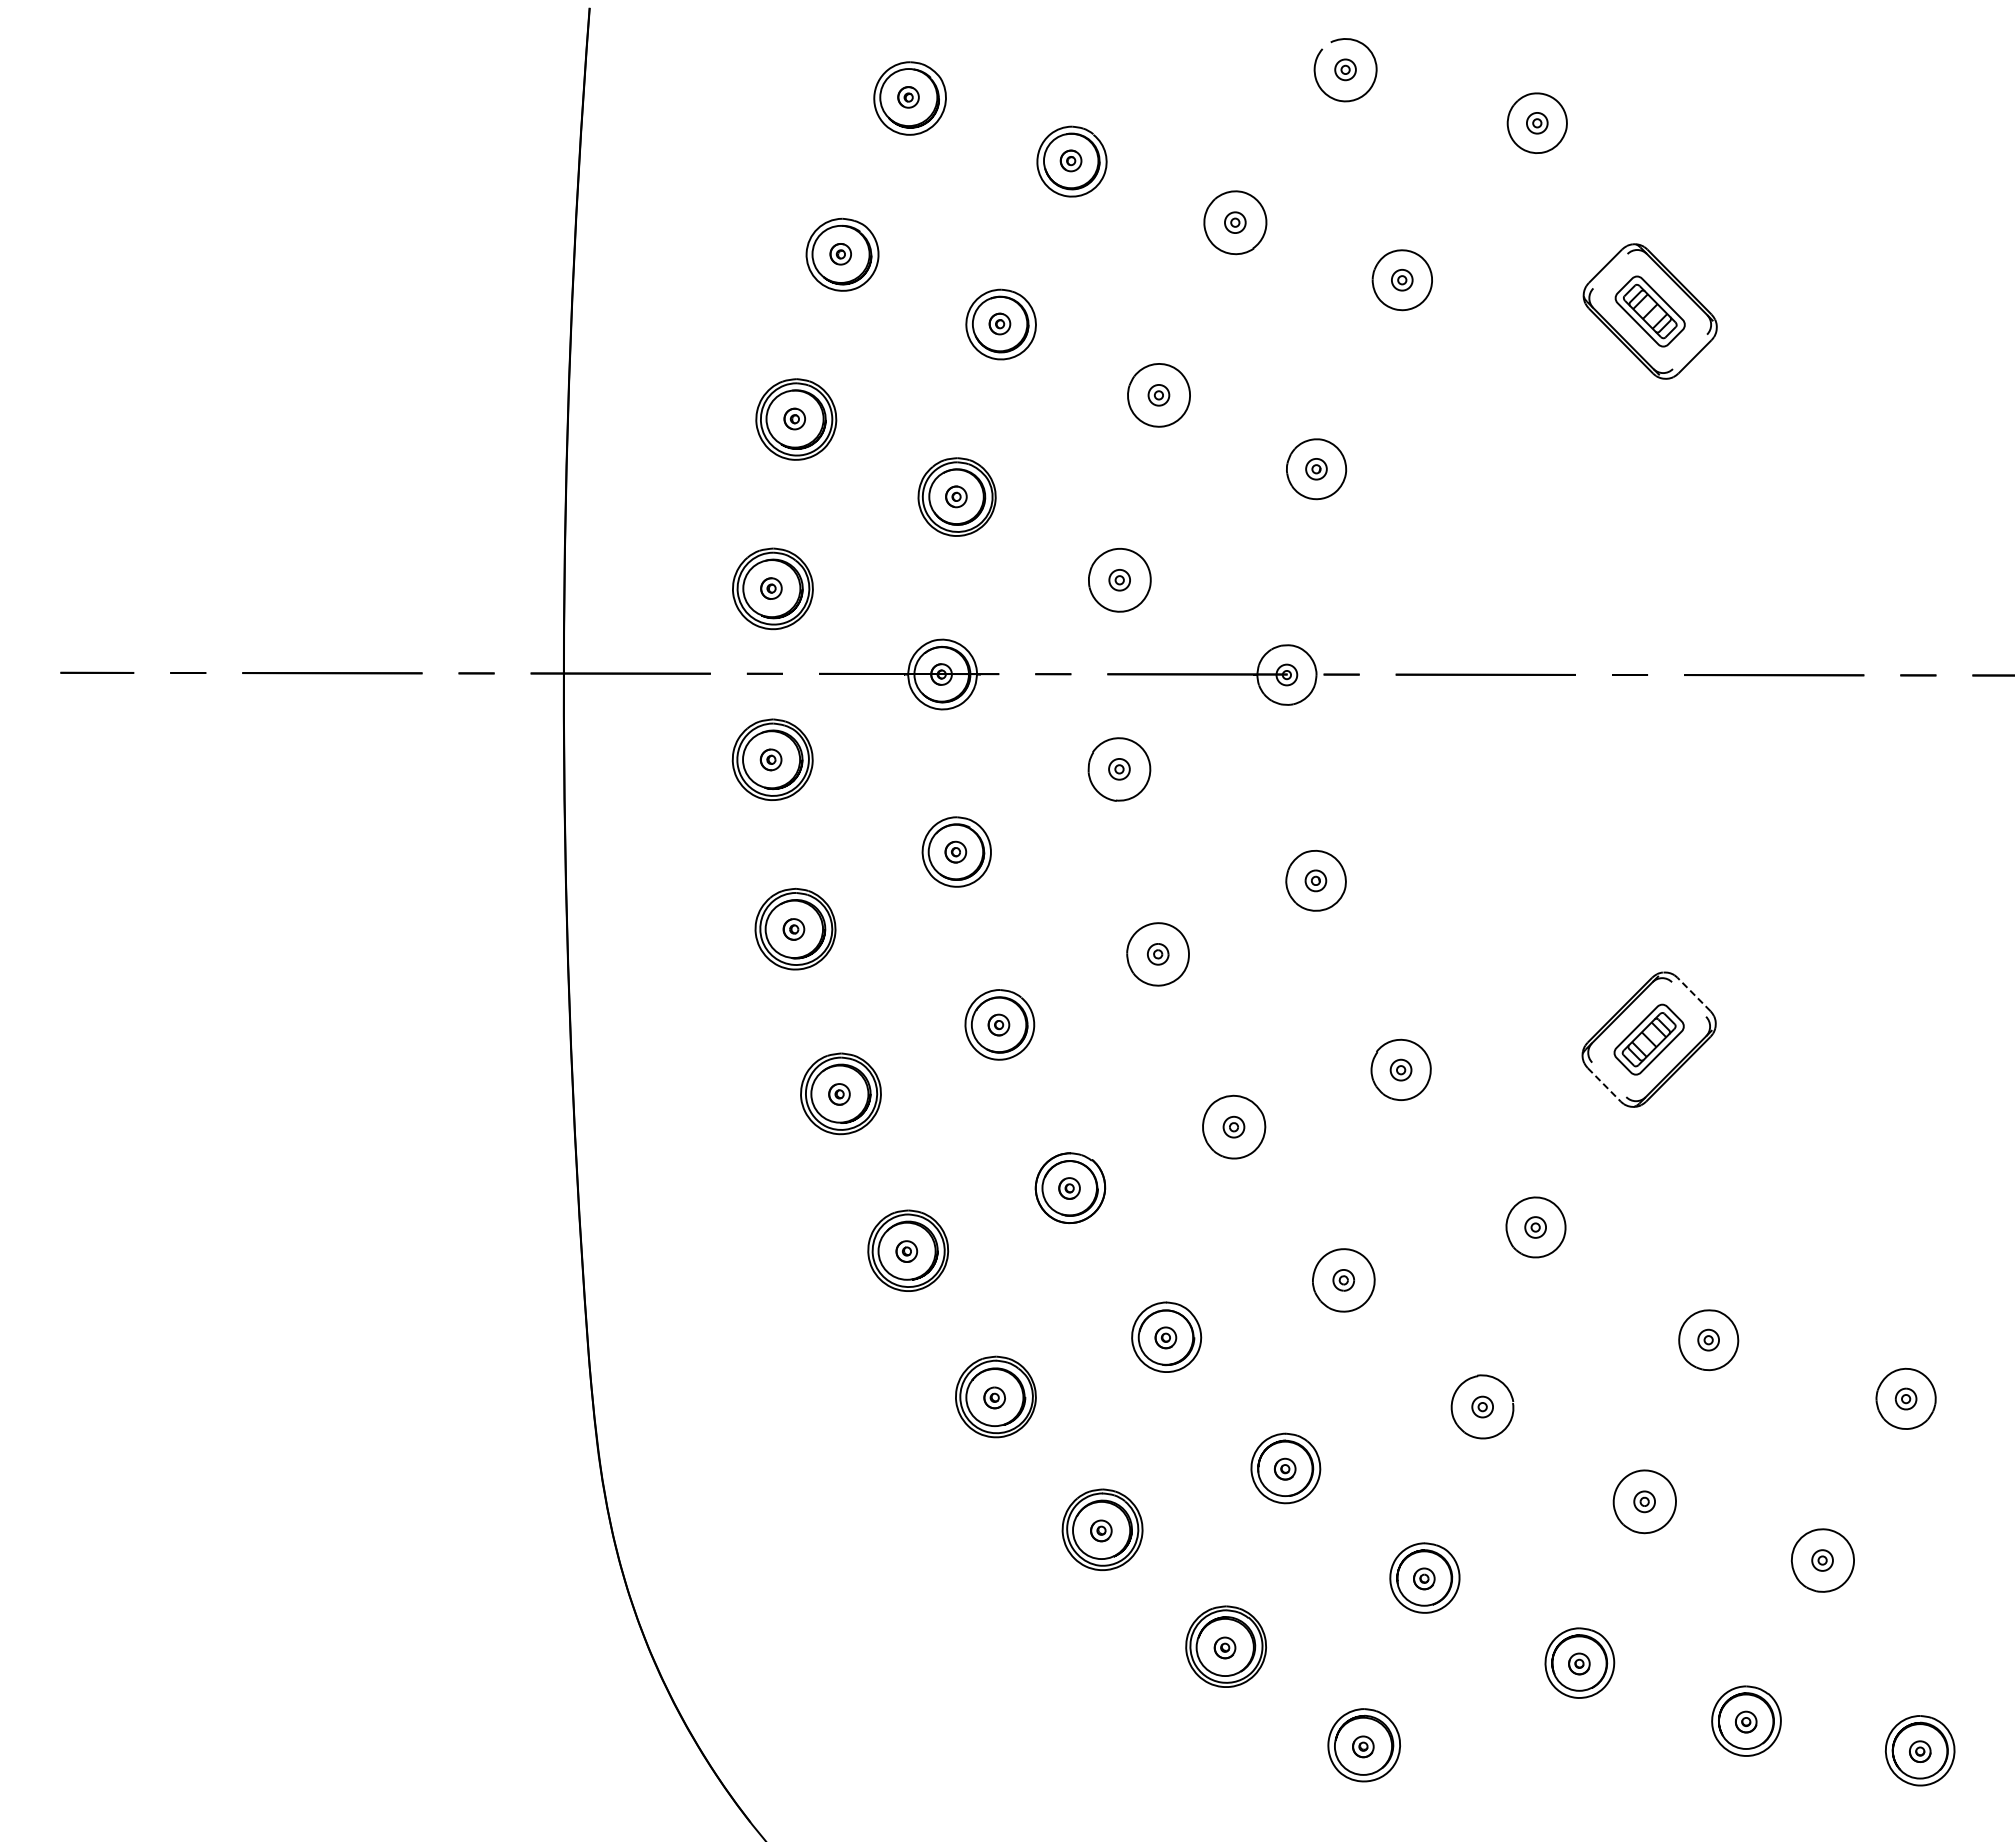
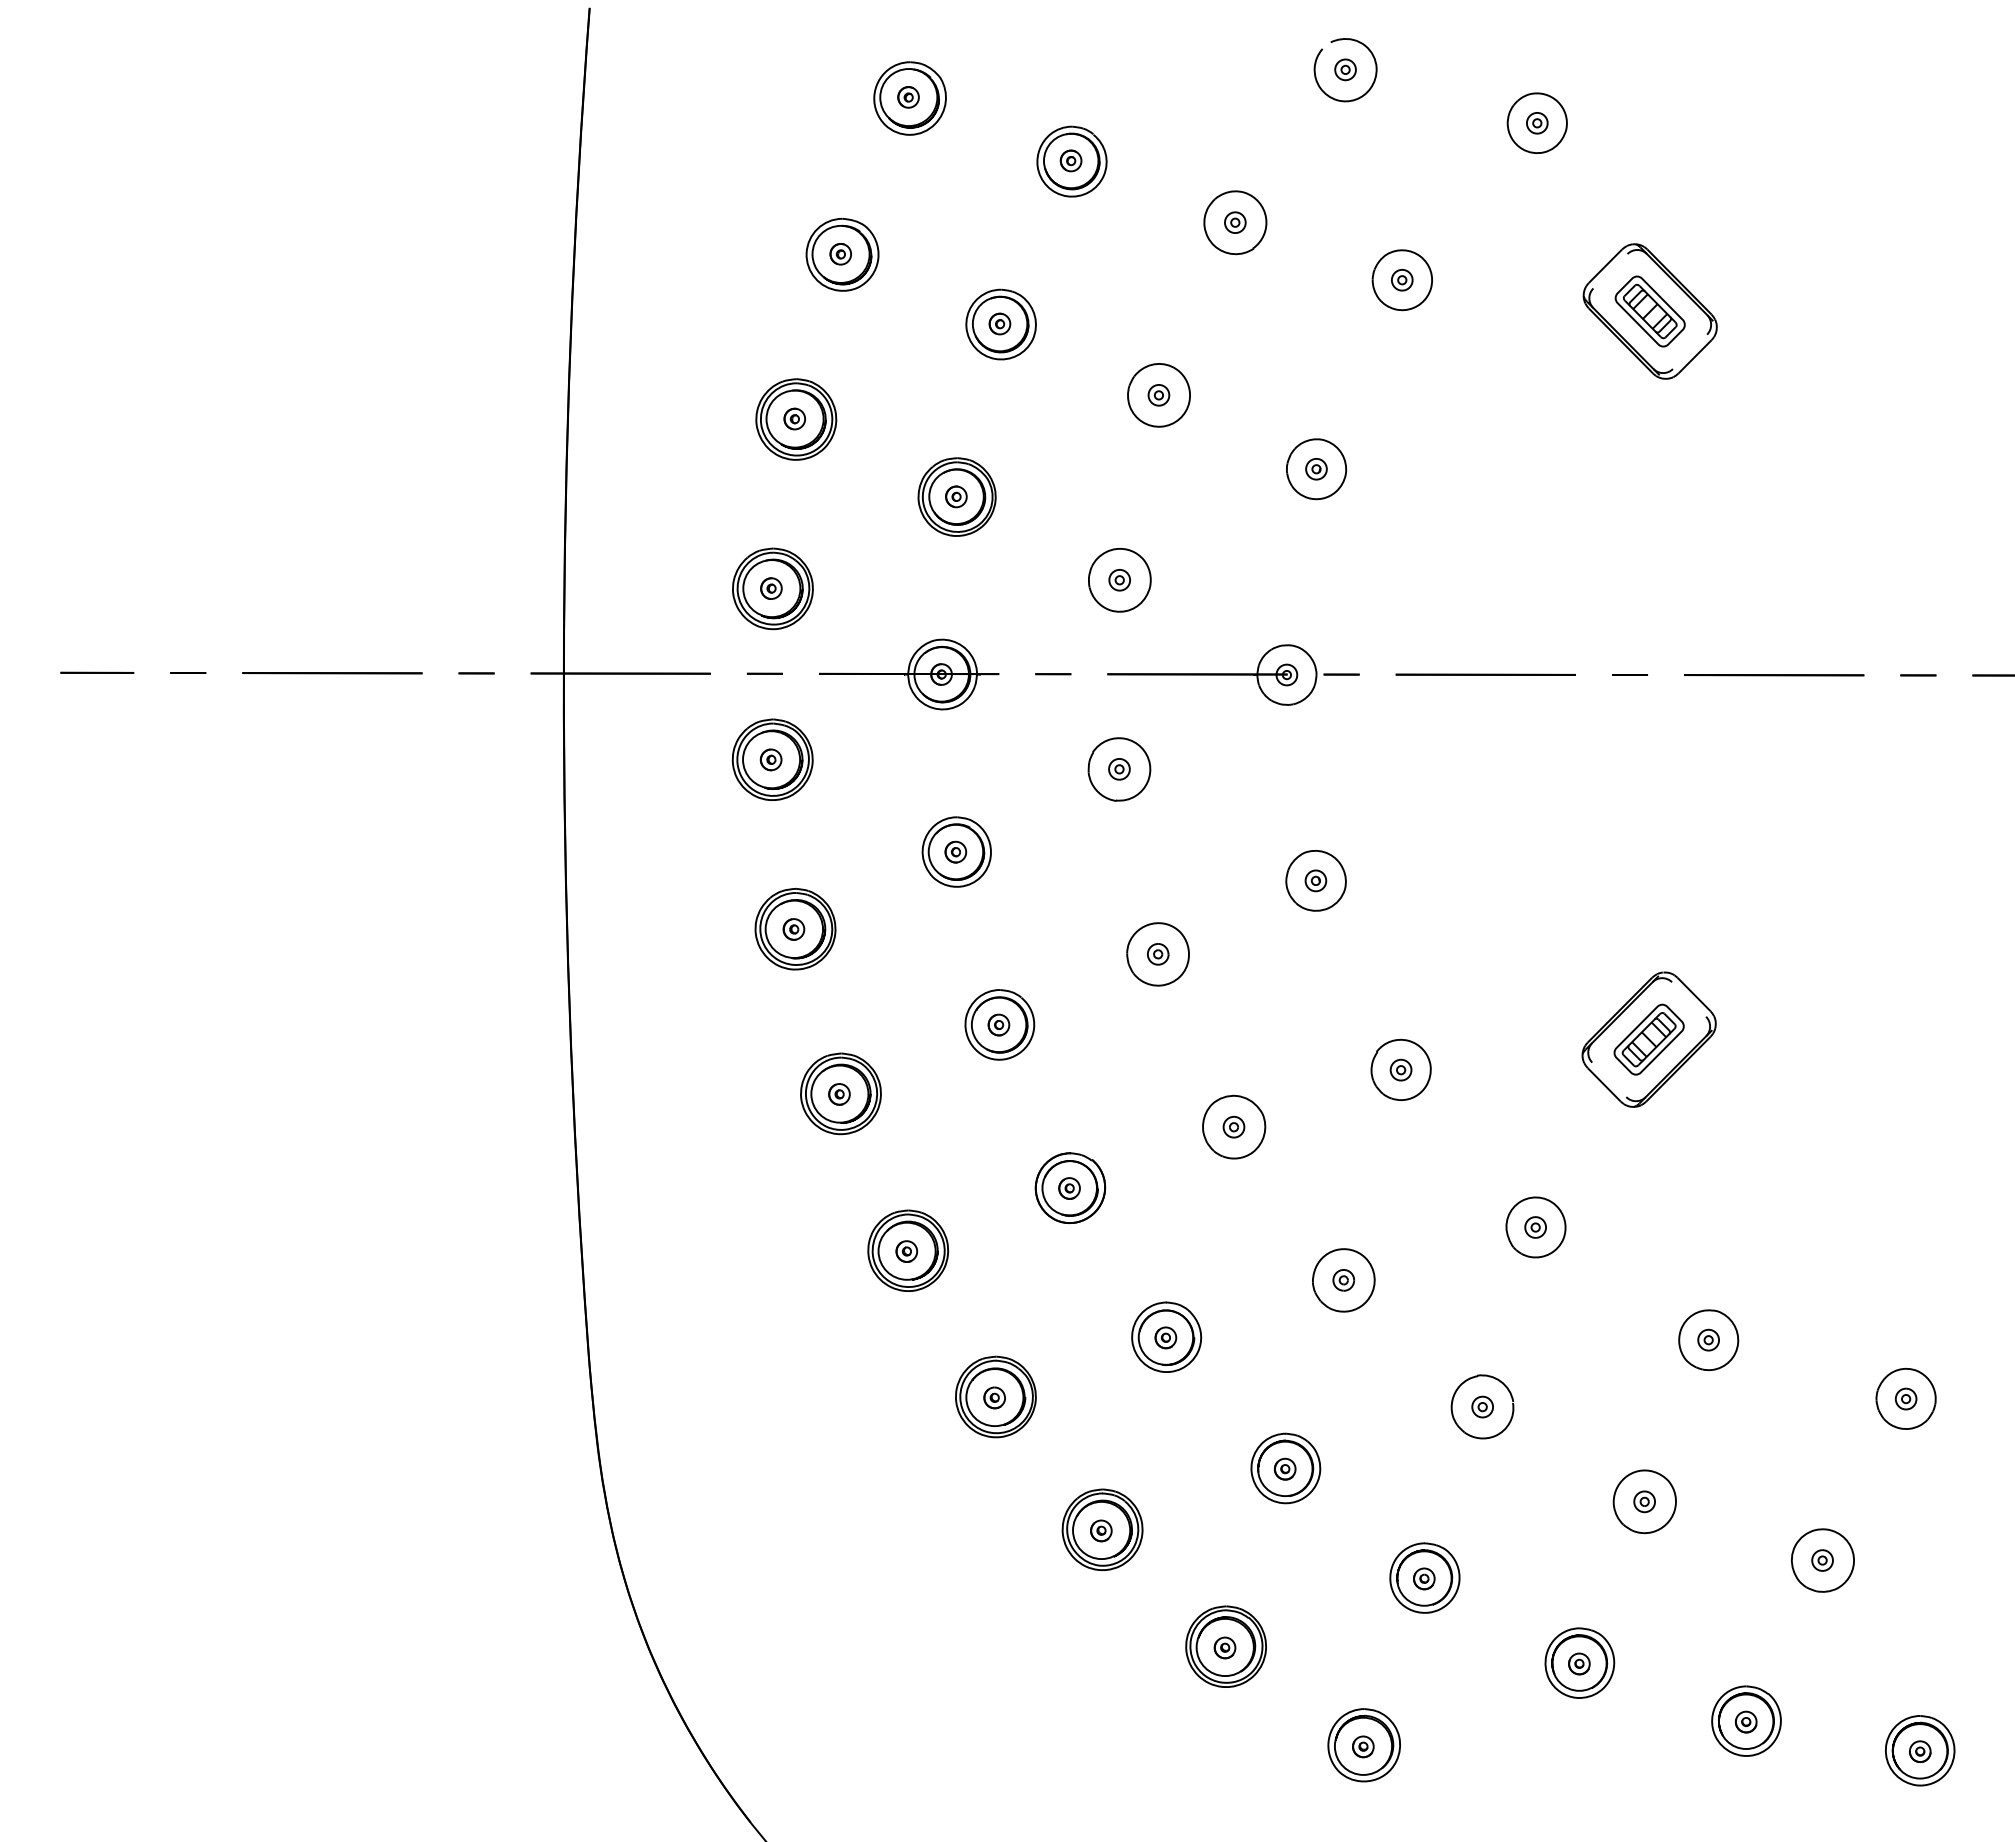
line: dashed -> solid (1694, 994)
line: dashed -> solid (1604, 1084)
